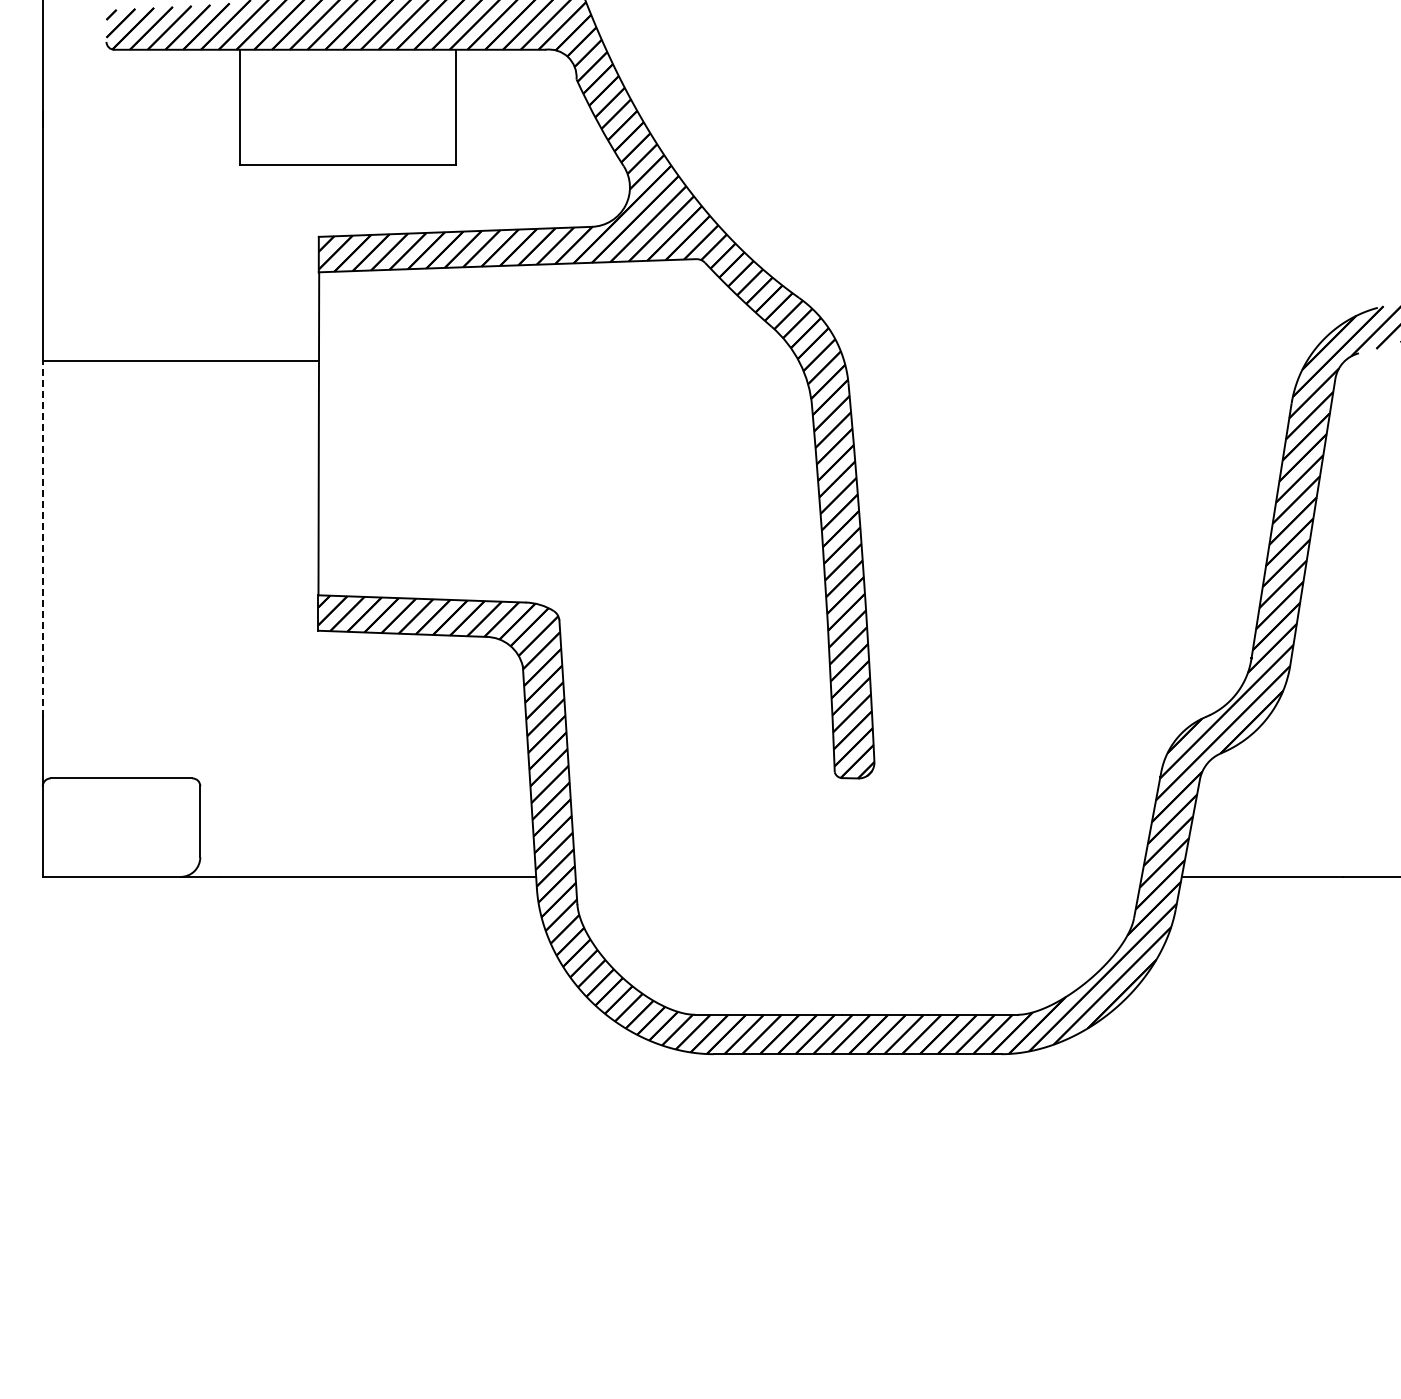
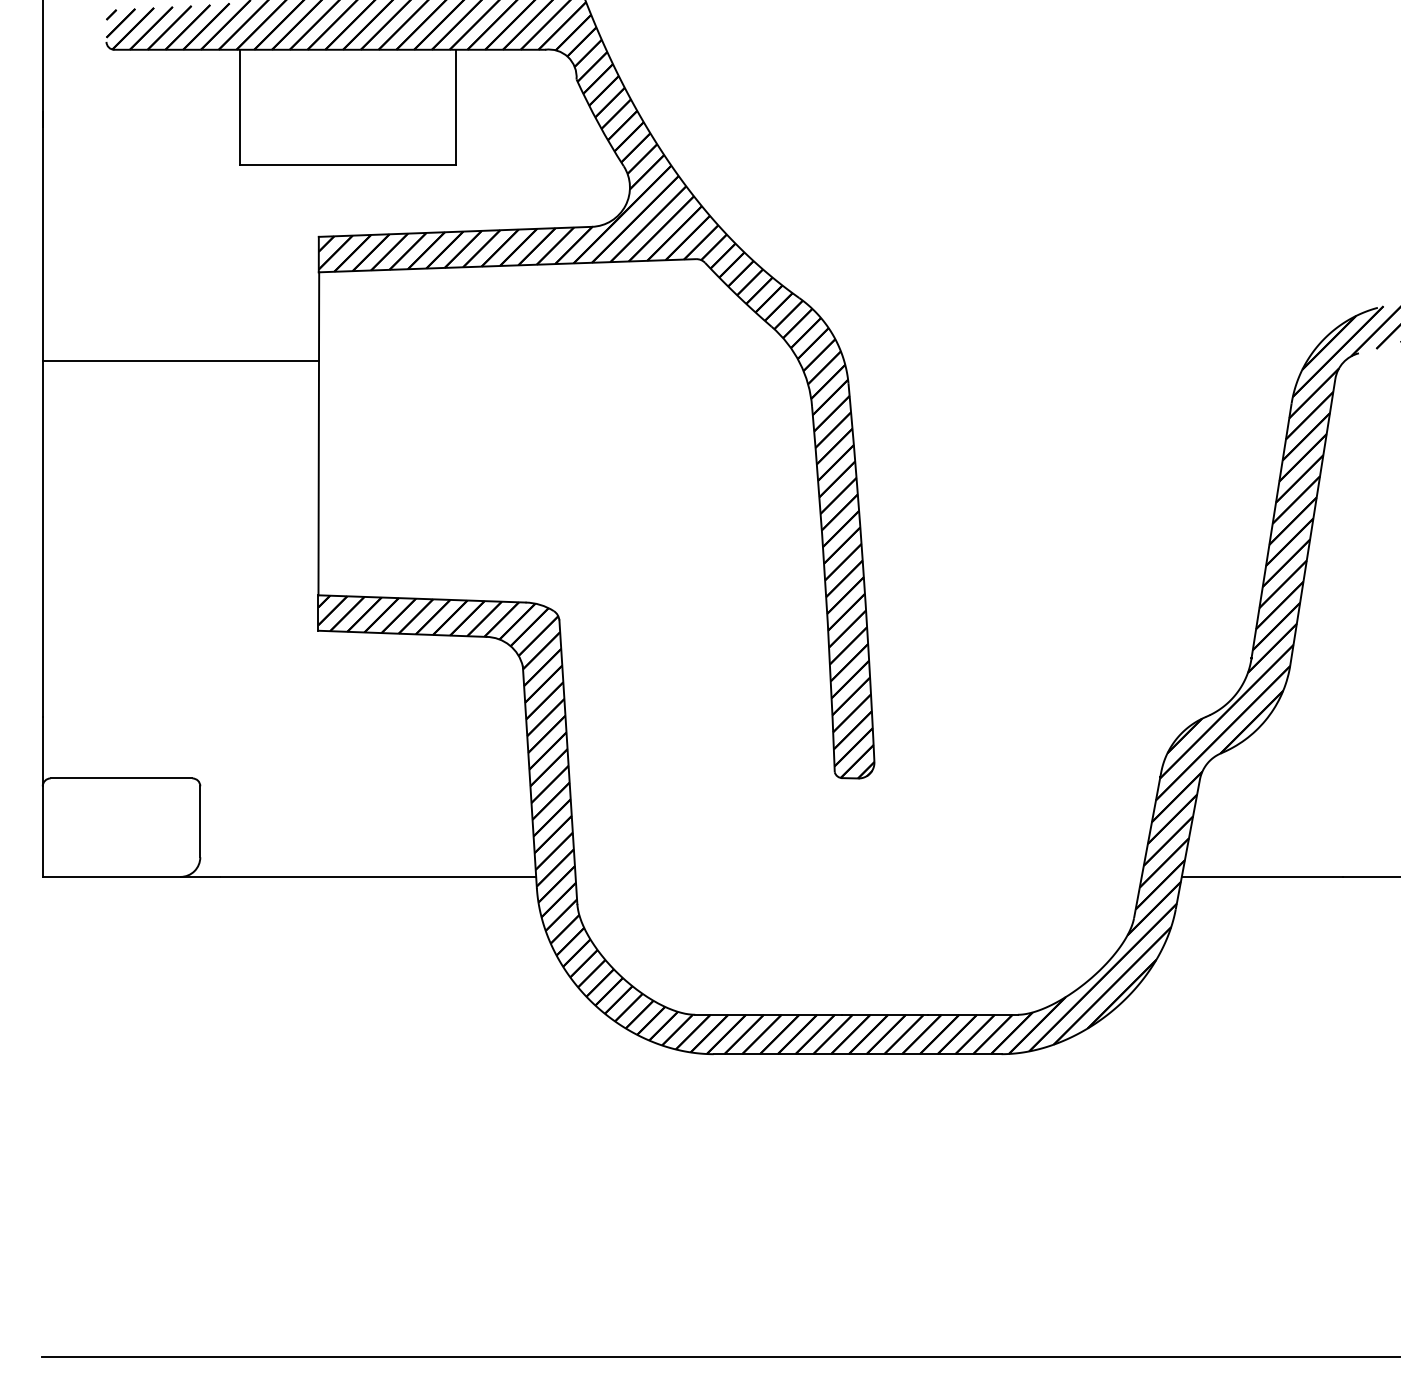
line: dashed -> solid (42, 538)
line: none -> present (719, 1357)
